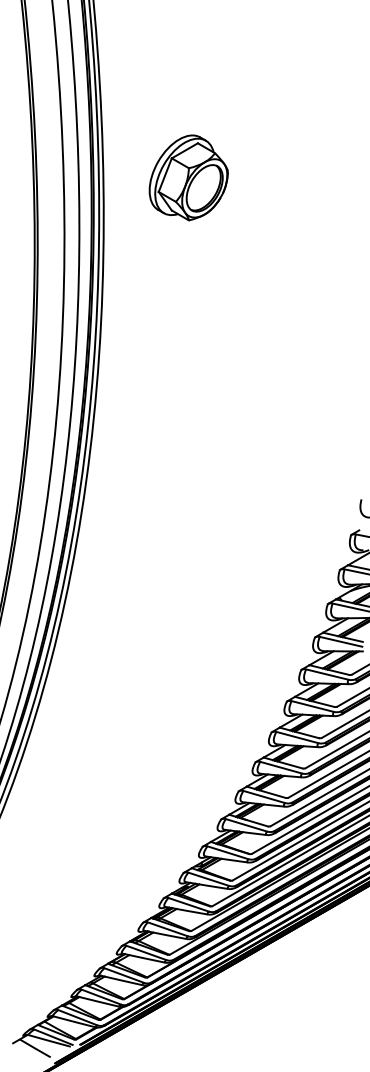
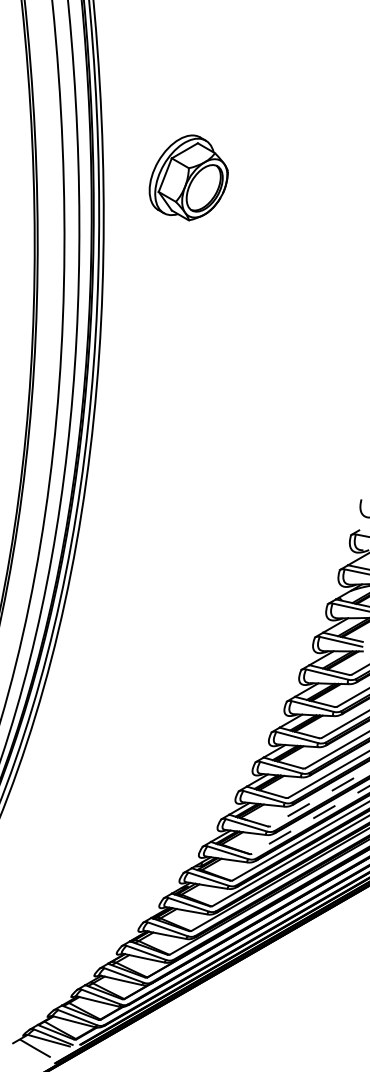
line: solid -> dashed (320, 797)
line: solid -> dashed (311, 819)
